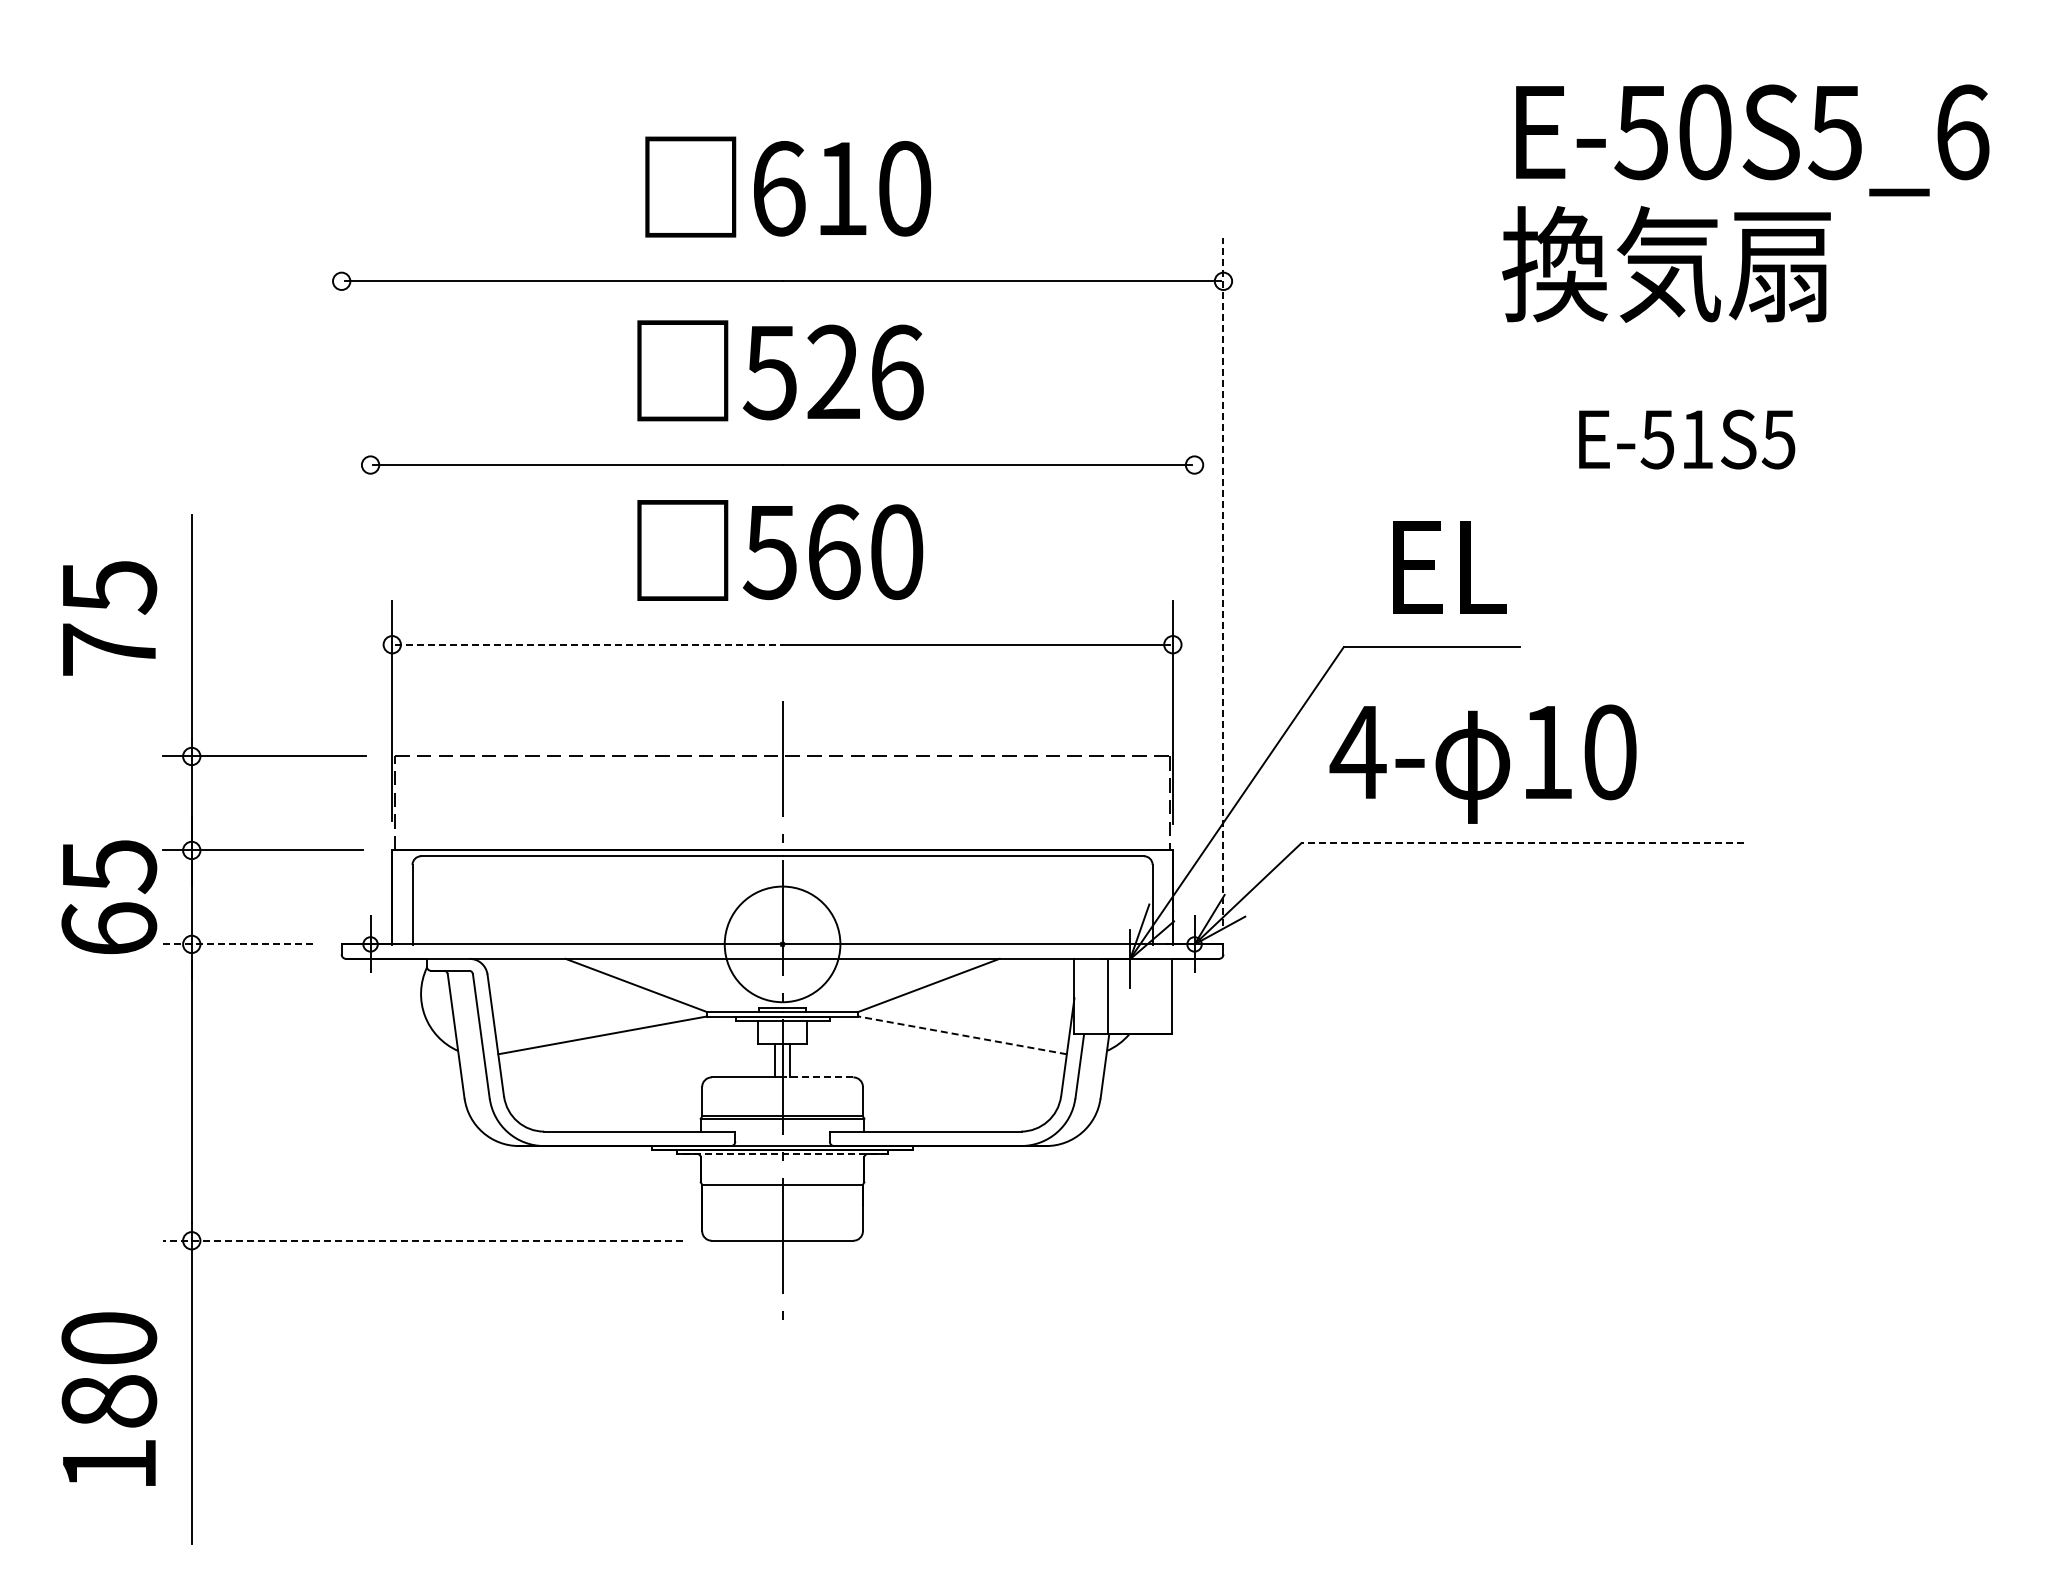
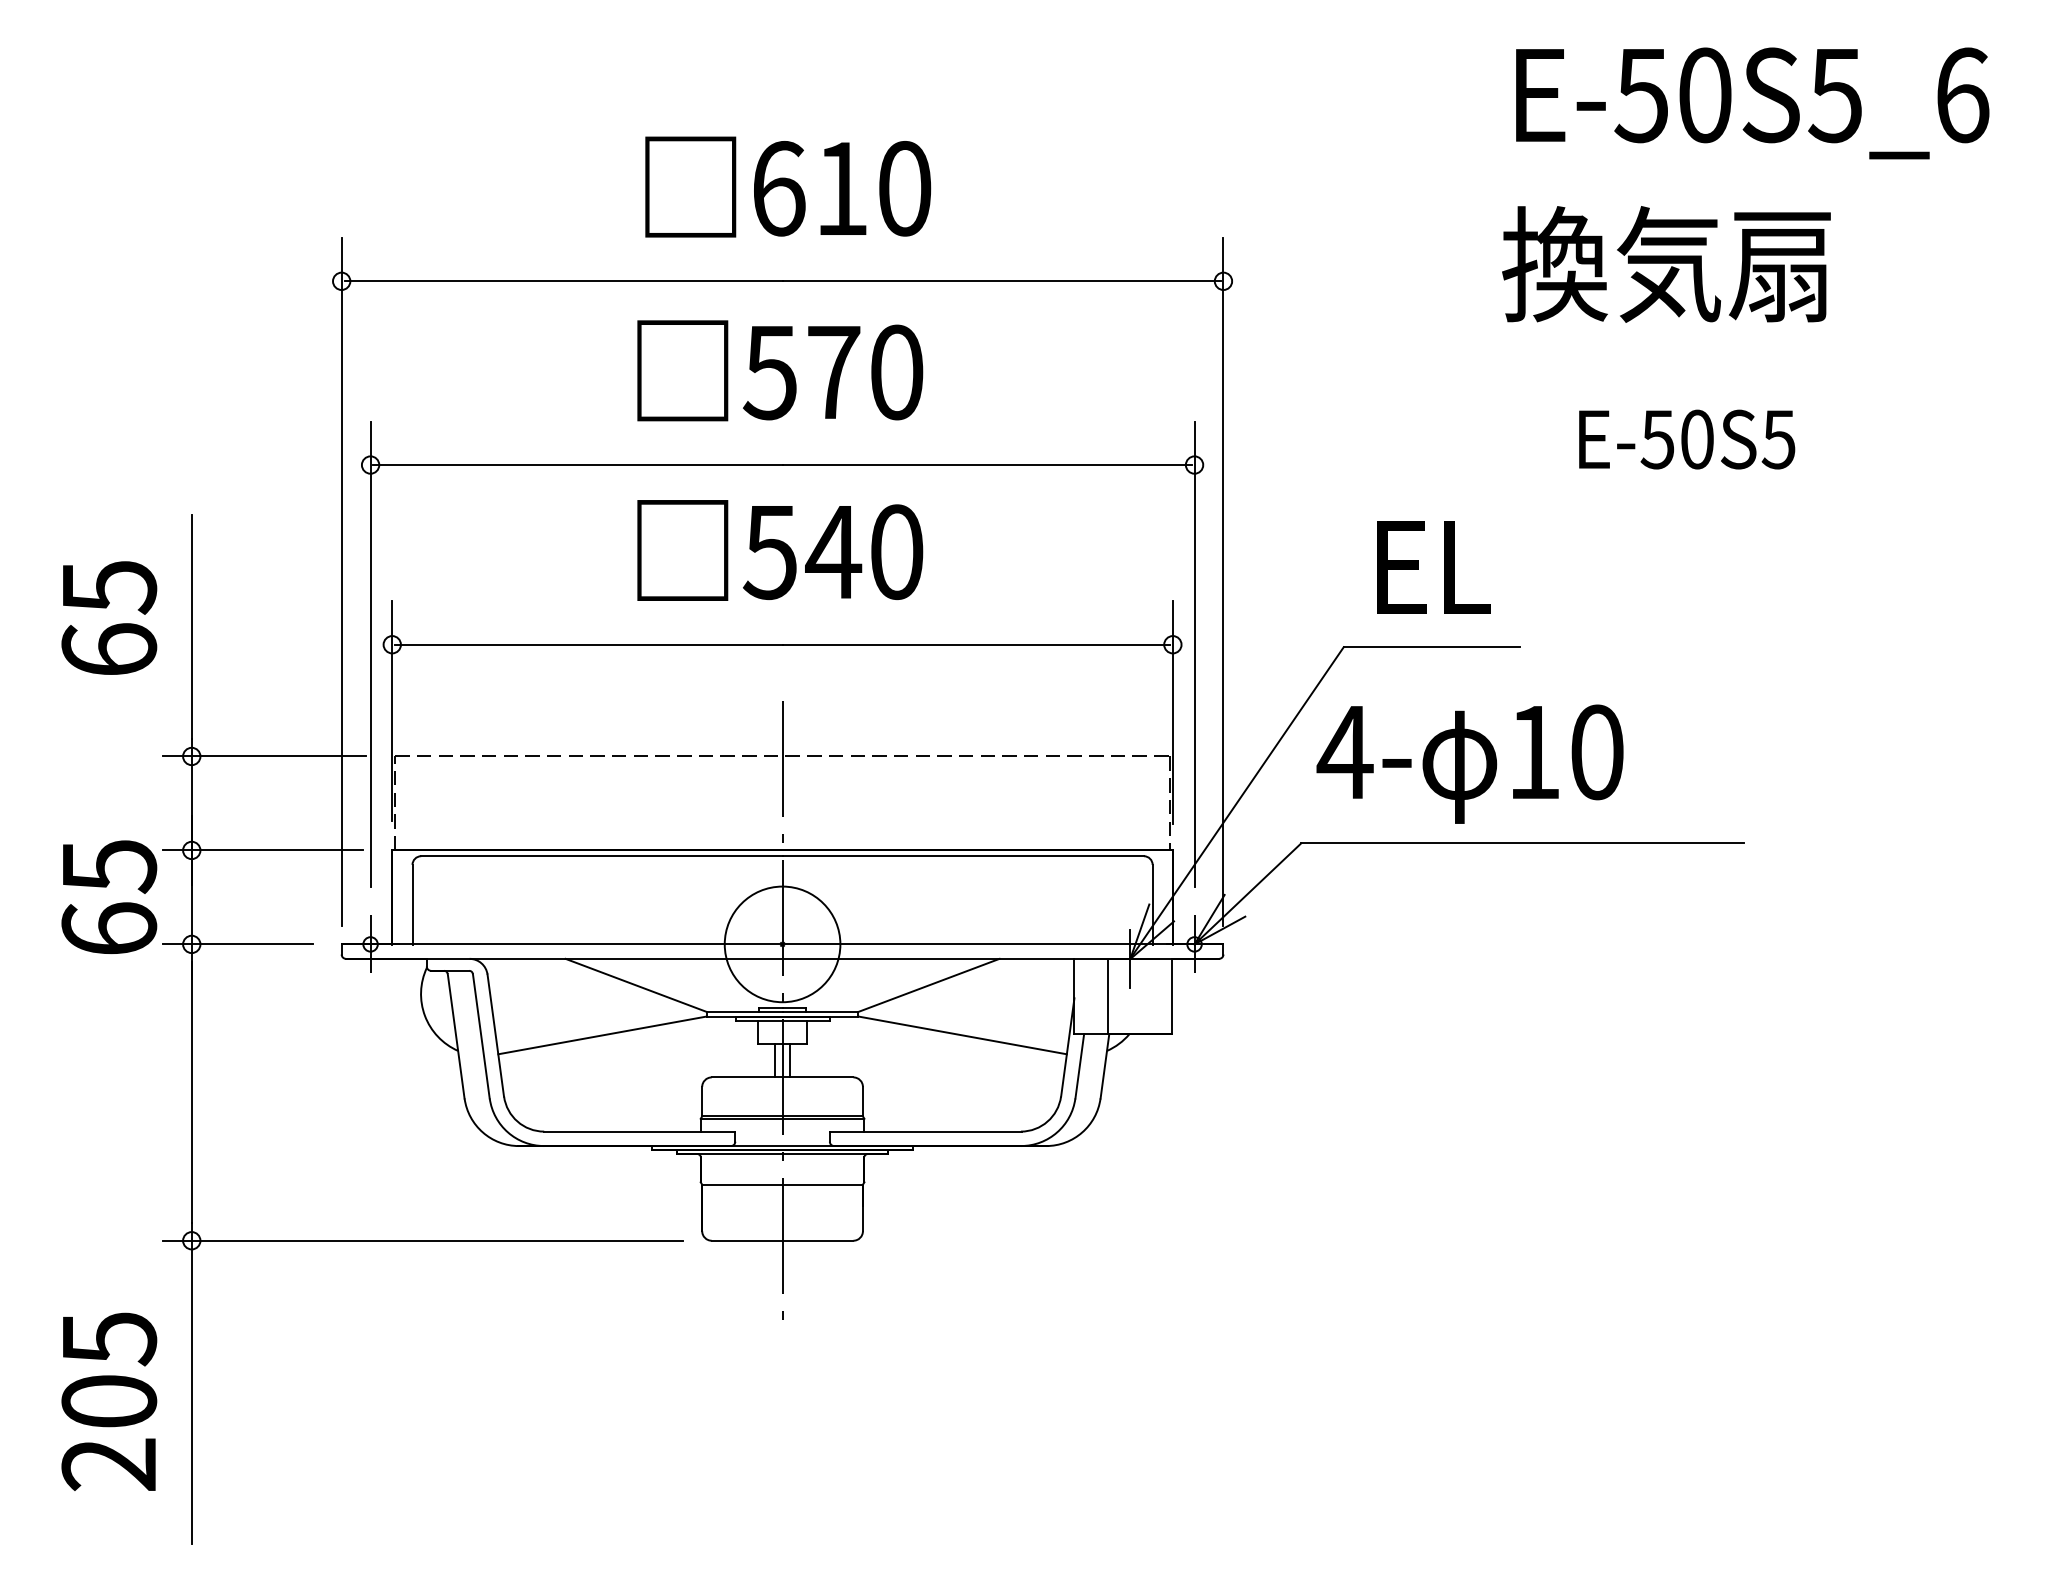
text position: (1752, 140) -> (1752, 103) (1752, 103)
text: 526 -> 570 (865, 372)
text: E-51S5 -> E-50S5 (1697, 439)
text: 560 -> 540 (833, 552)
text position: (1449, 567) -> (1433, 567) (1433, 567)
line: none -> present (341, 581)
line: dashed -> solid (1223, 581)
line: dashed -> solid (588, 644)
text: 75 -> 65 (109, 649)
line: none -> present (370, 653)
line: none -> present (1194, 653)
text position: (1482, 763) -> (1469, 763) (1469, 763)
line: dashed -> solid (1522, 843)
line: dashed -> solid (237, 944)
line: dashed -> solid (962, 1035)
line: dashed -> solid (817, 1077)
line: dashed -> solid (782, 1154)
line: dashed -> solid (422, 1240)
text: 180 -> 205 (109, 1401)
